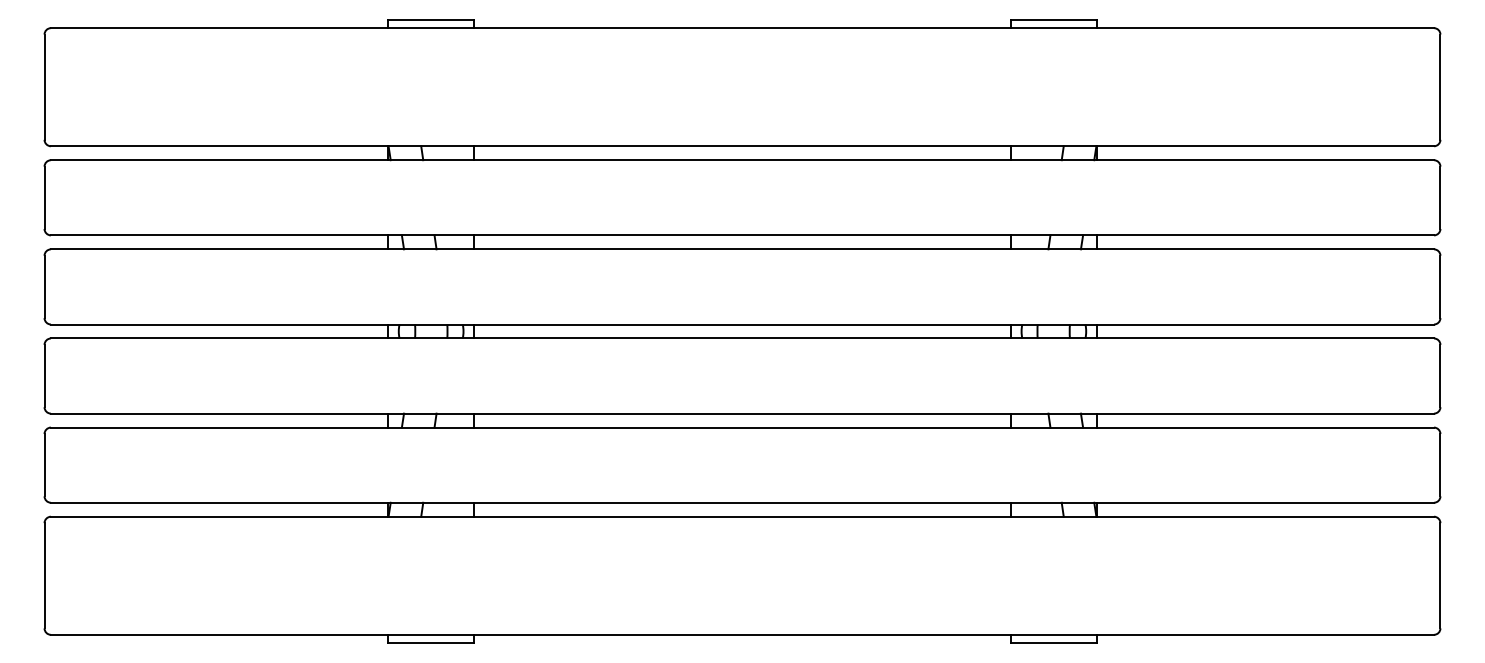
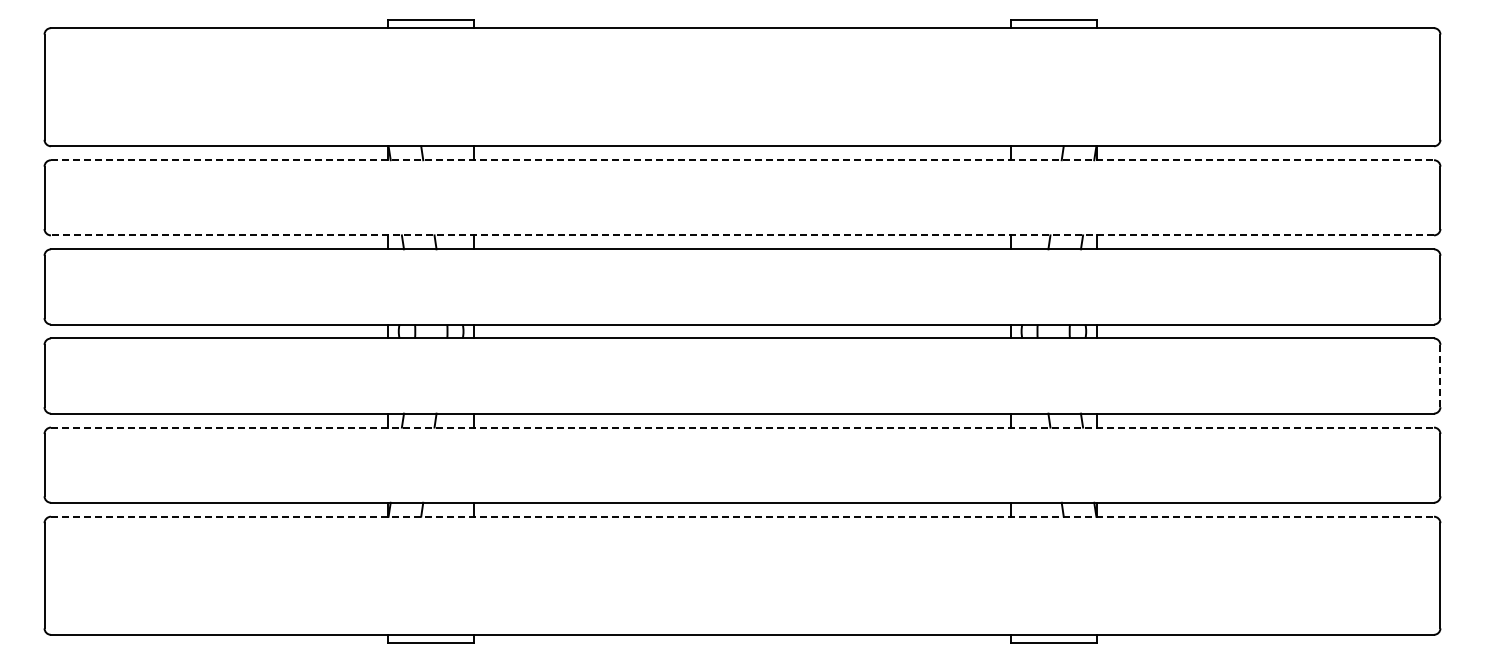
line: solid -> dashed (742, 160)
line: solid -> dashed (742, 235)
line: solid -> dashed (1440, 376)
line: solid -> dashed (742, 427)
line: solid -> dashed (742, 516)
